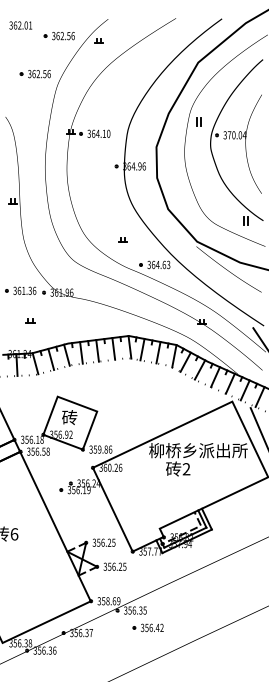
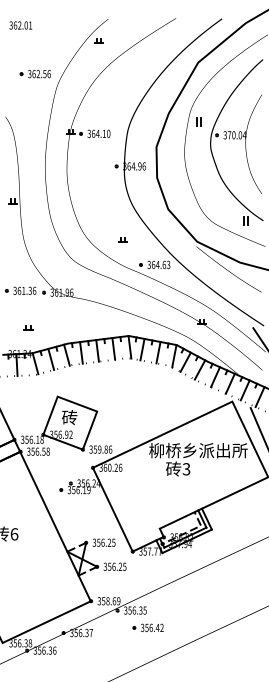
part: present -> none (58, 36)
part position: (30, 320) -> (28, 327) (28, 327)
text: 2 -> 3 (186, 469)
